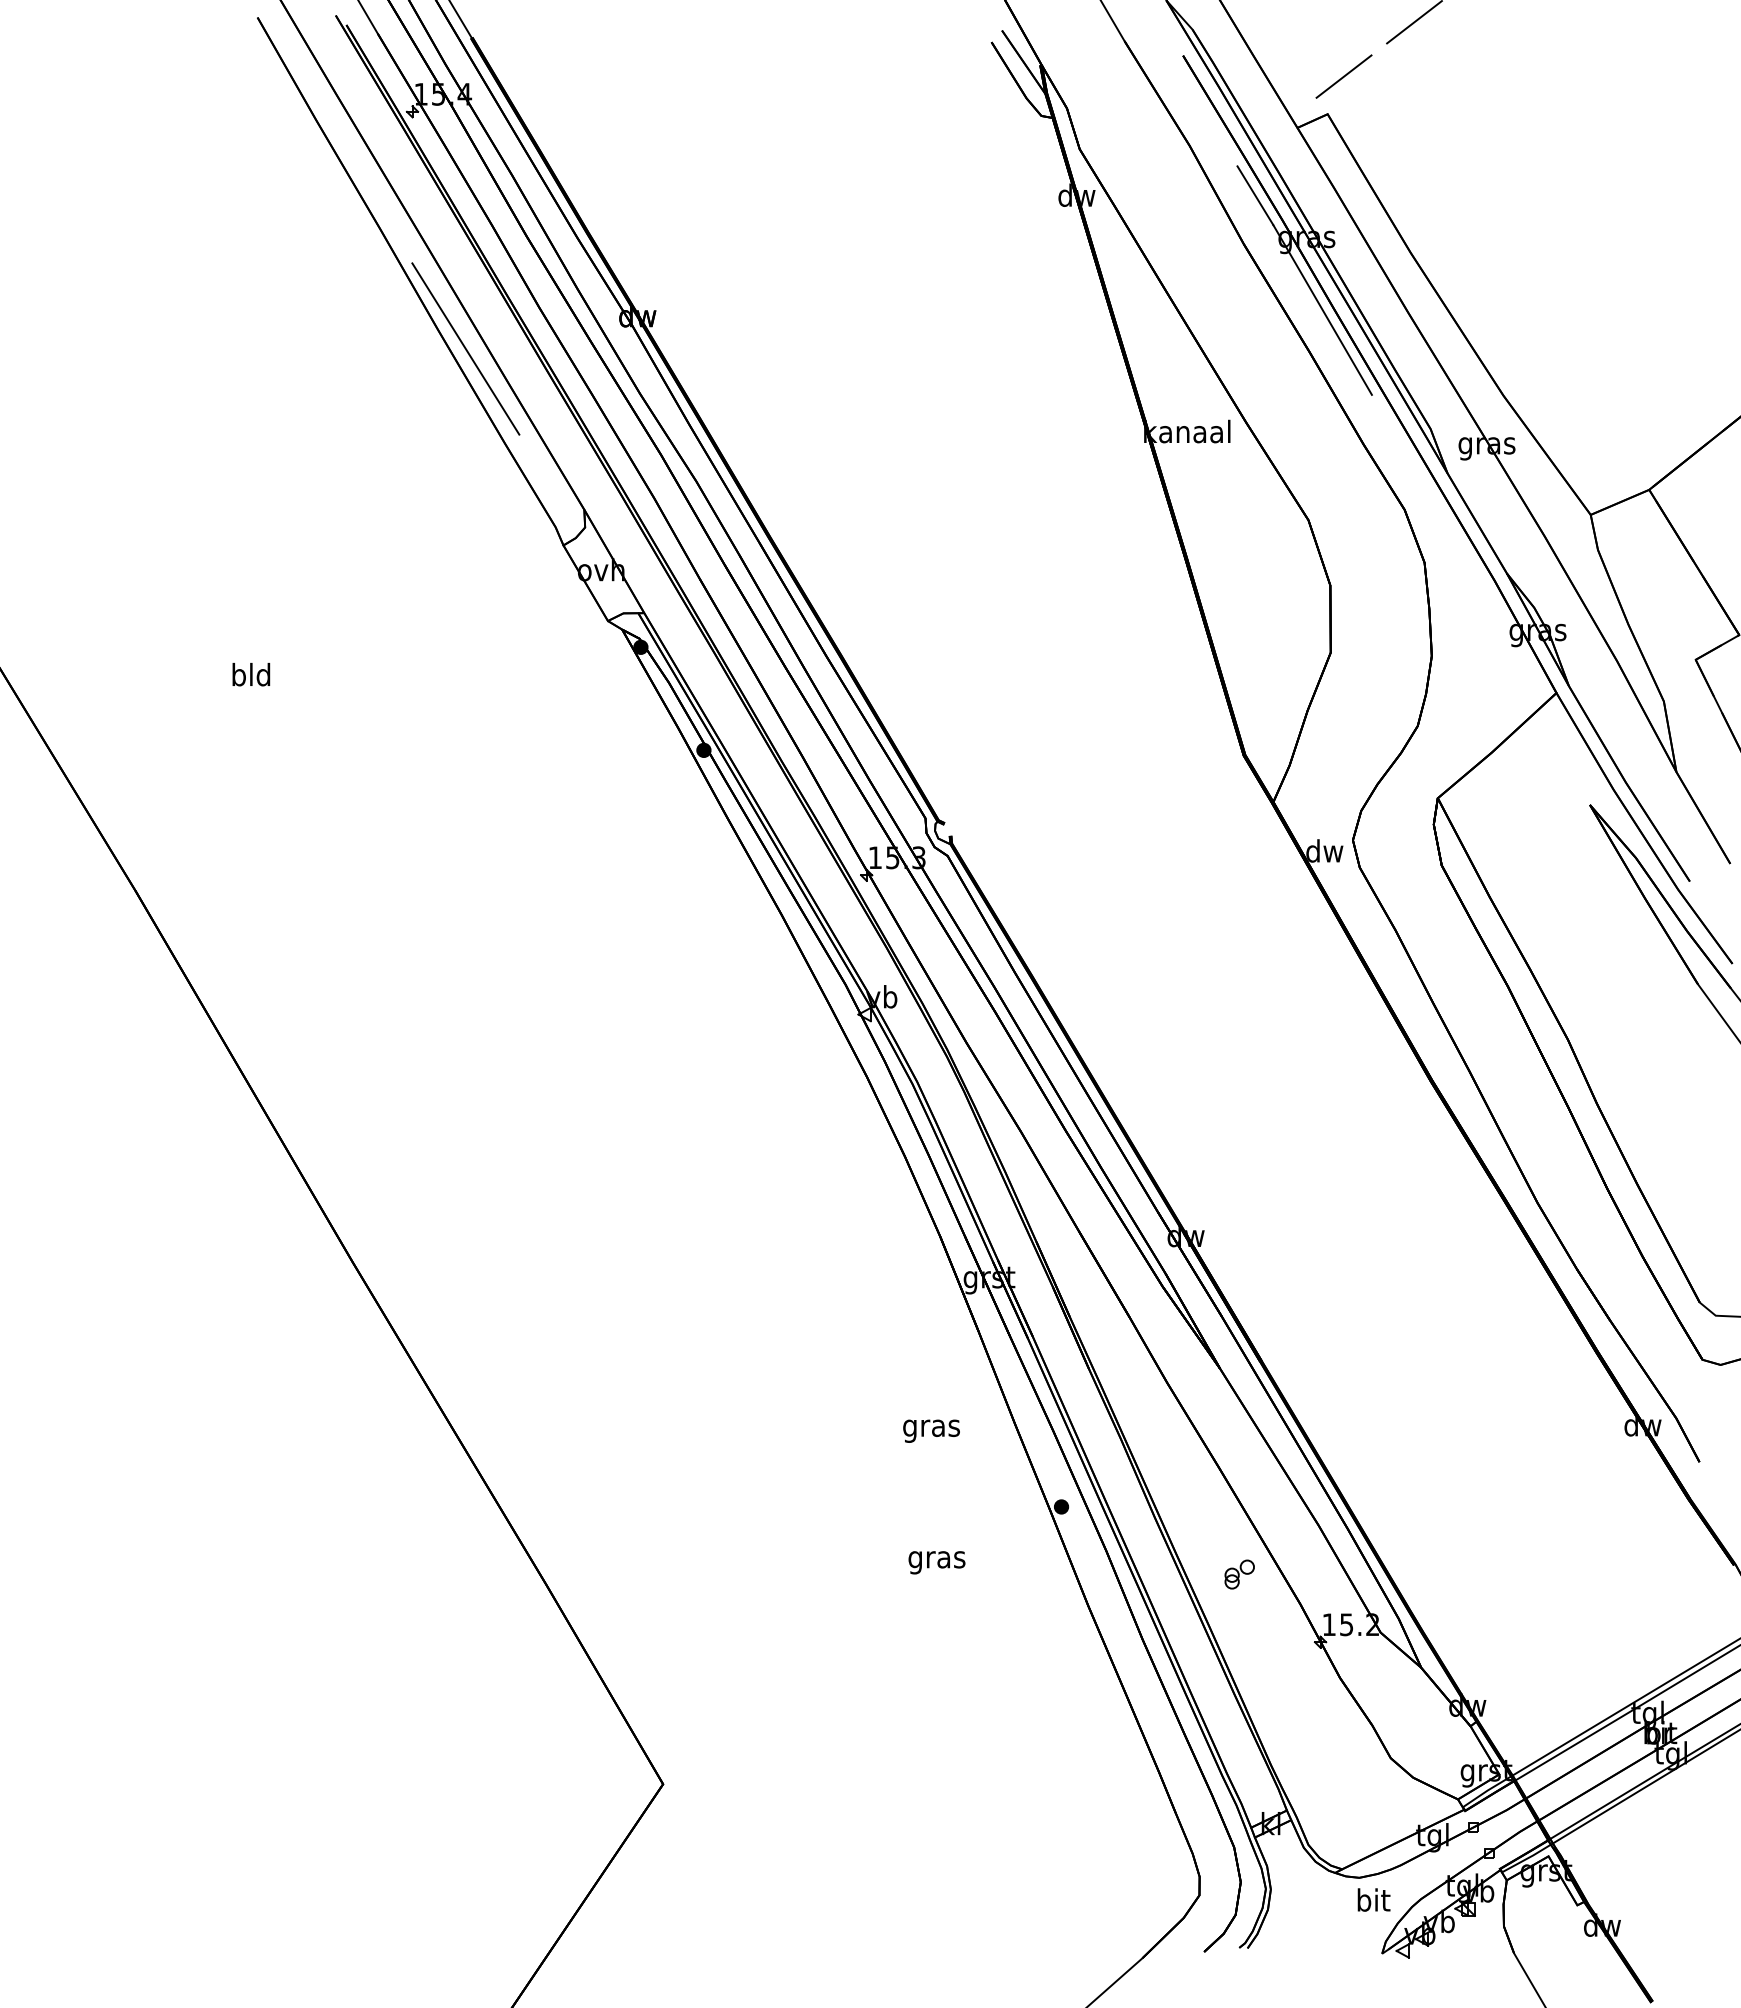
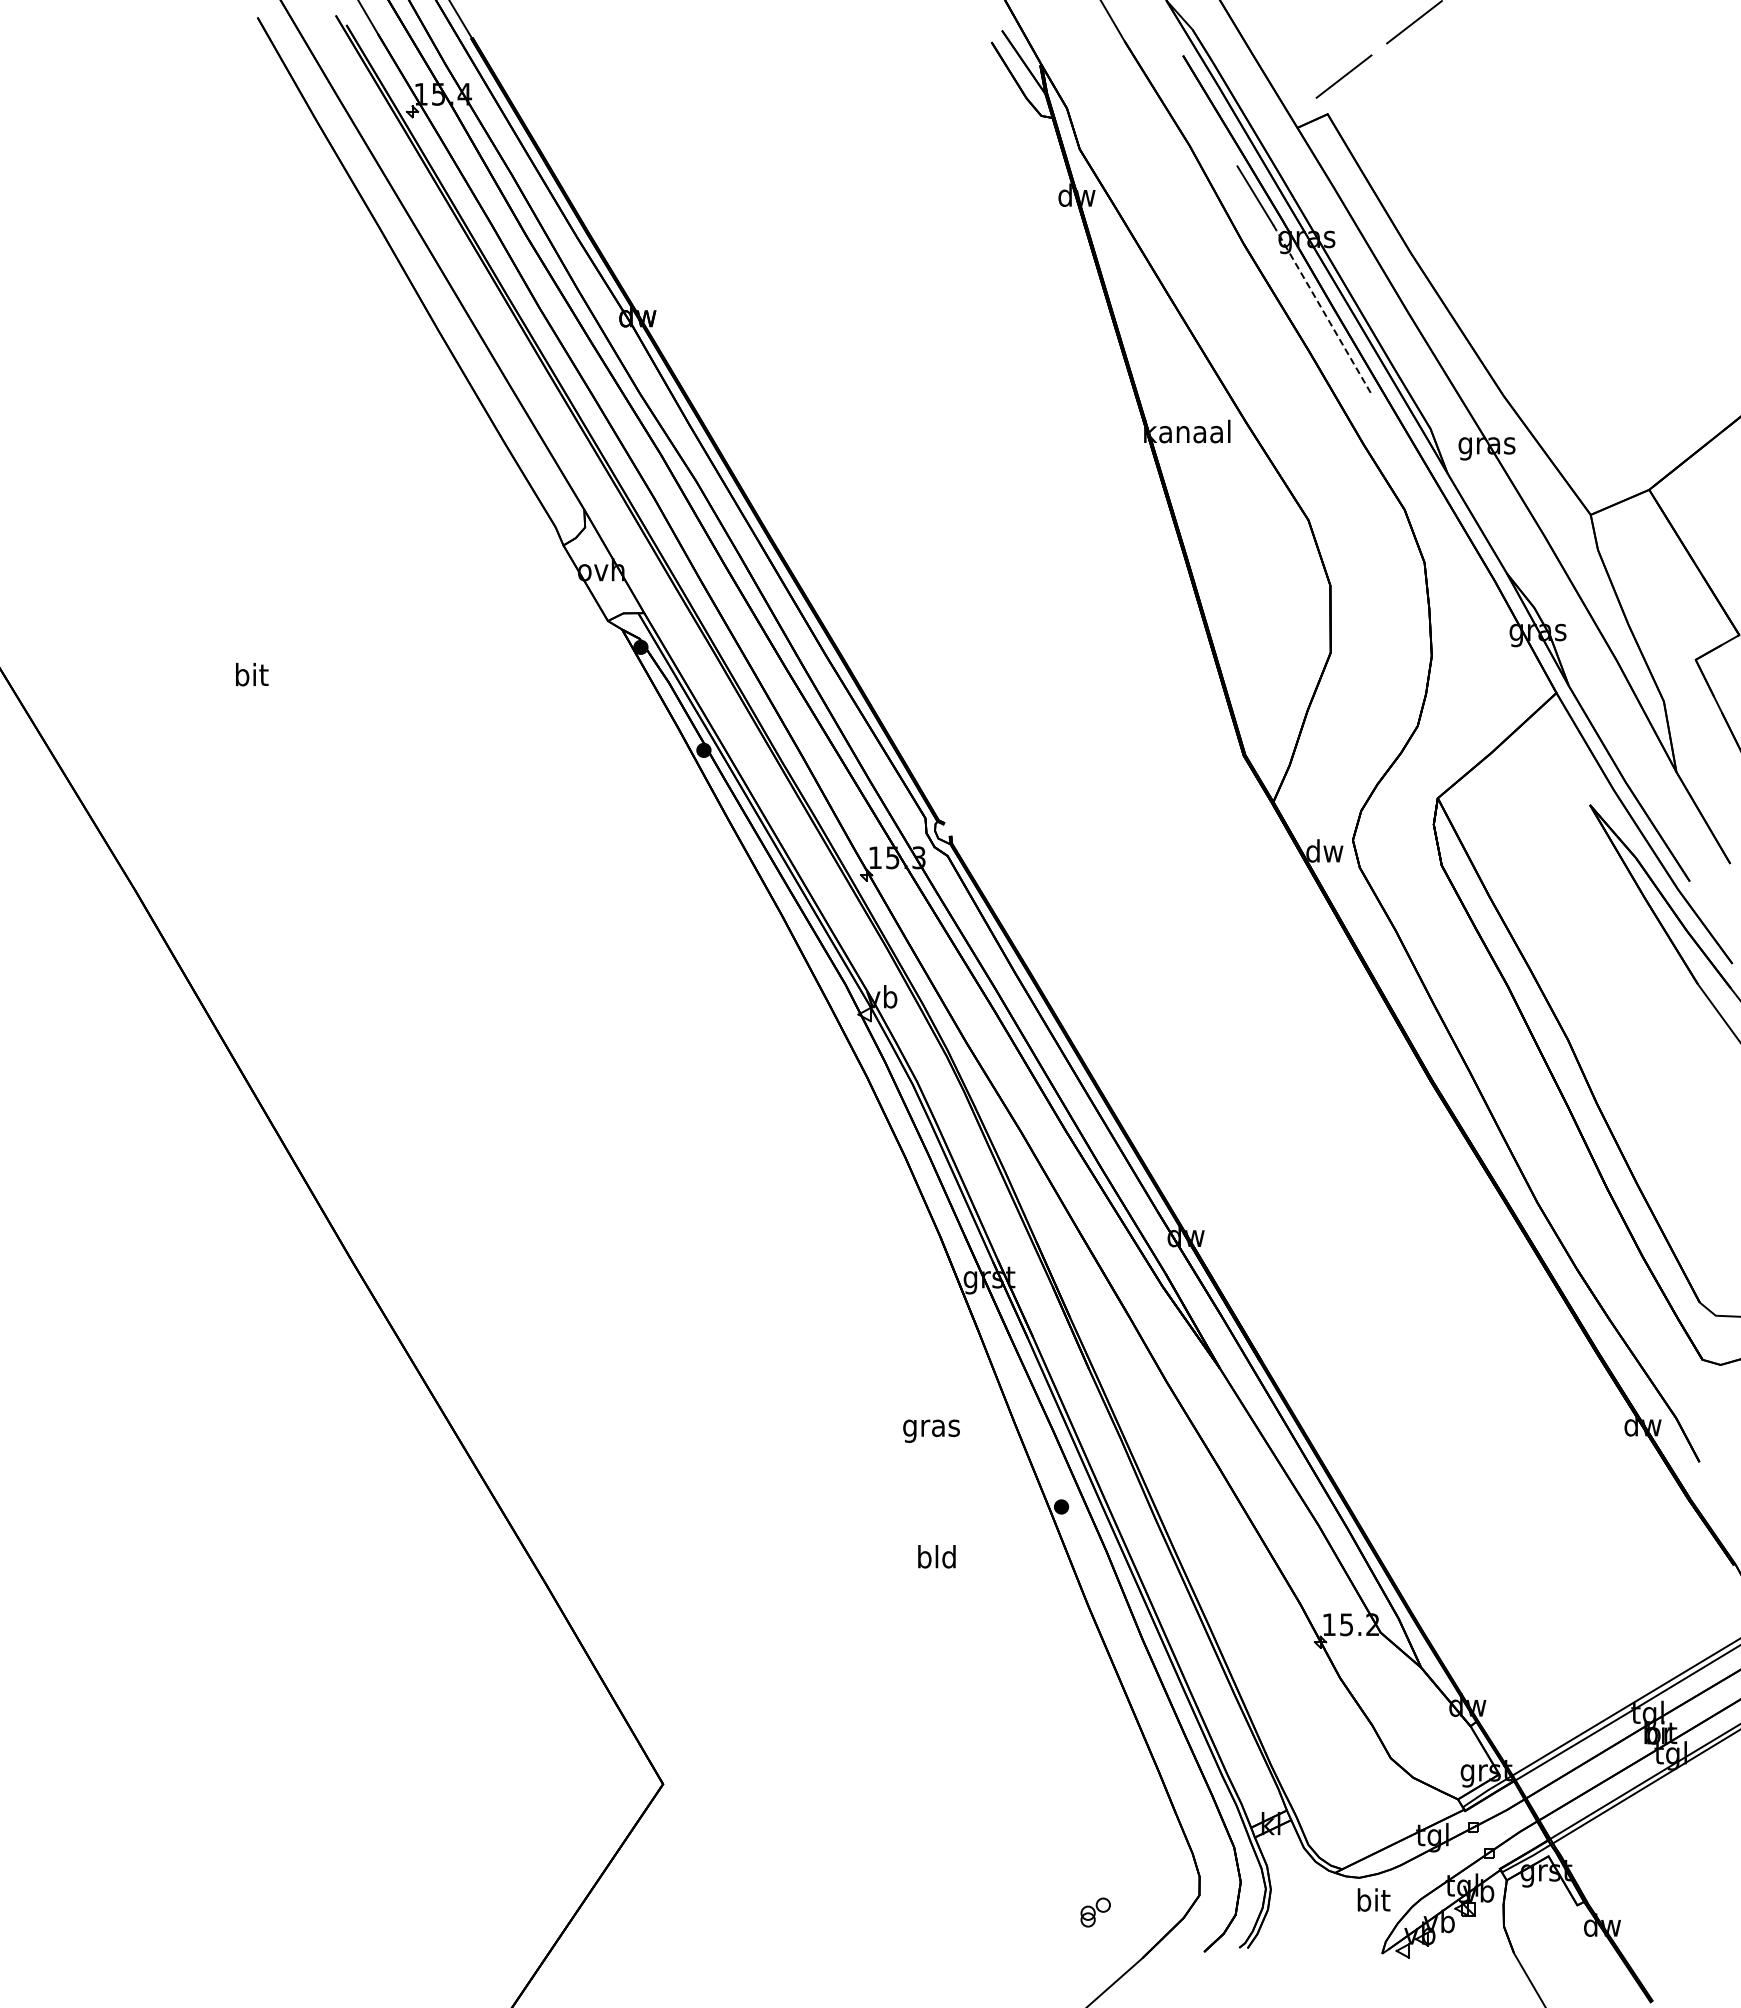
line: solid -> dashed (1322, 310)
line: present -> none (465, 348)
text: bld -> bit (251, 674)
text: gras -> bld (936, 1559)
part position: (1239, 1574) -> (1095, 1912) (1095, 1912)
